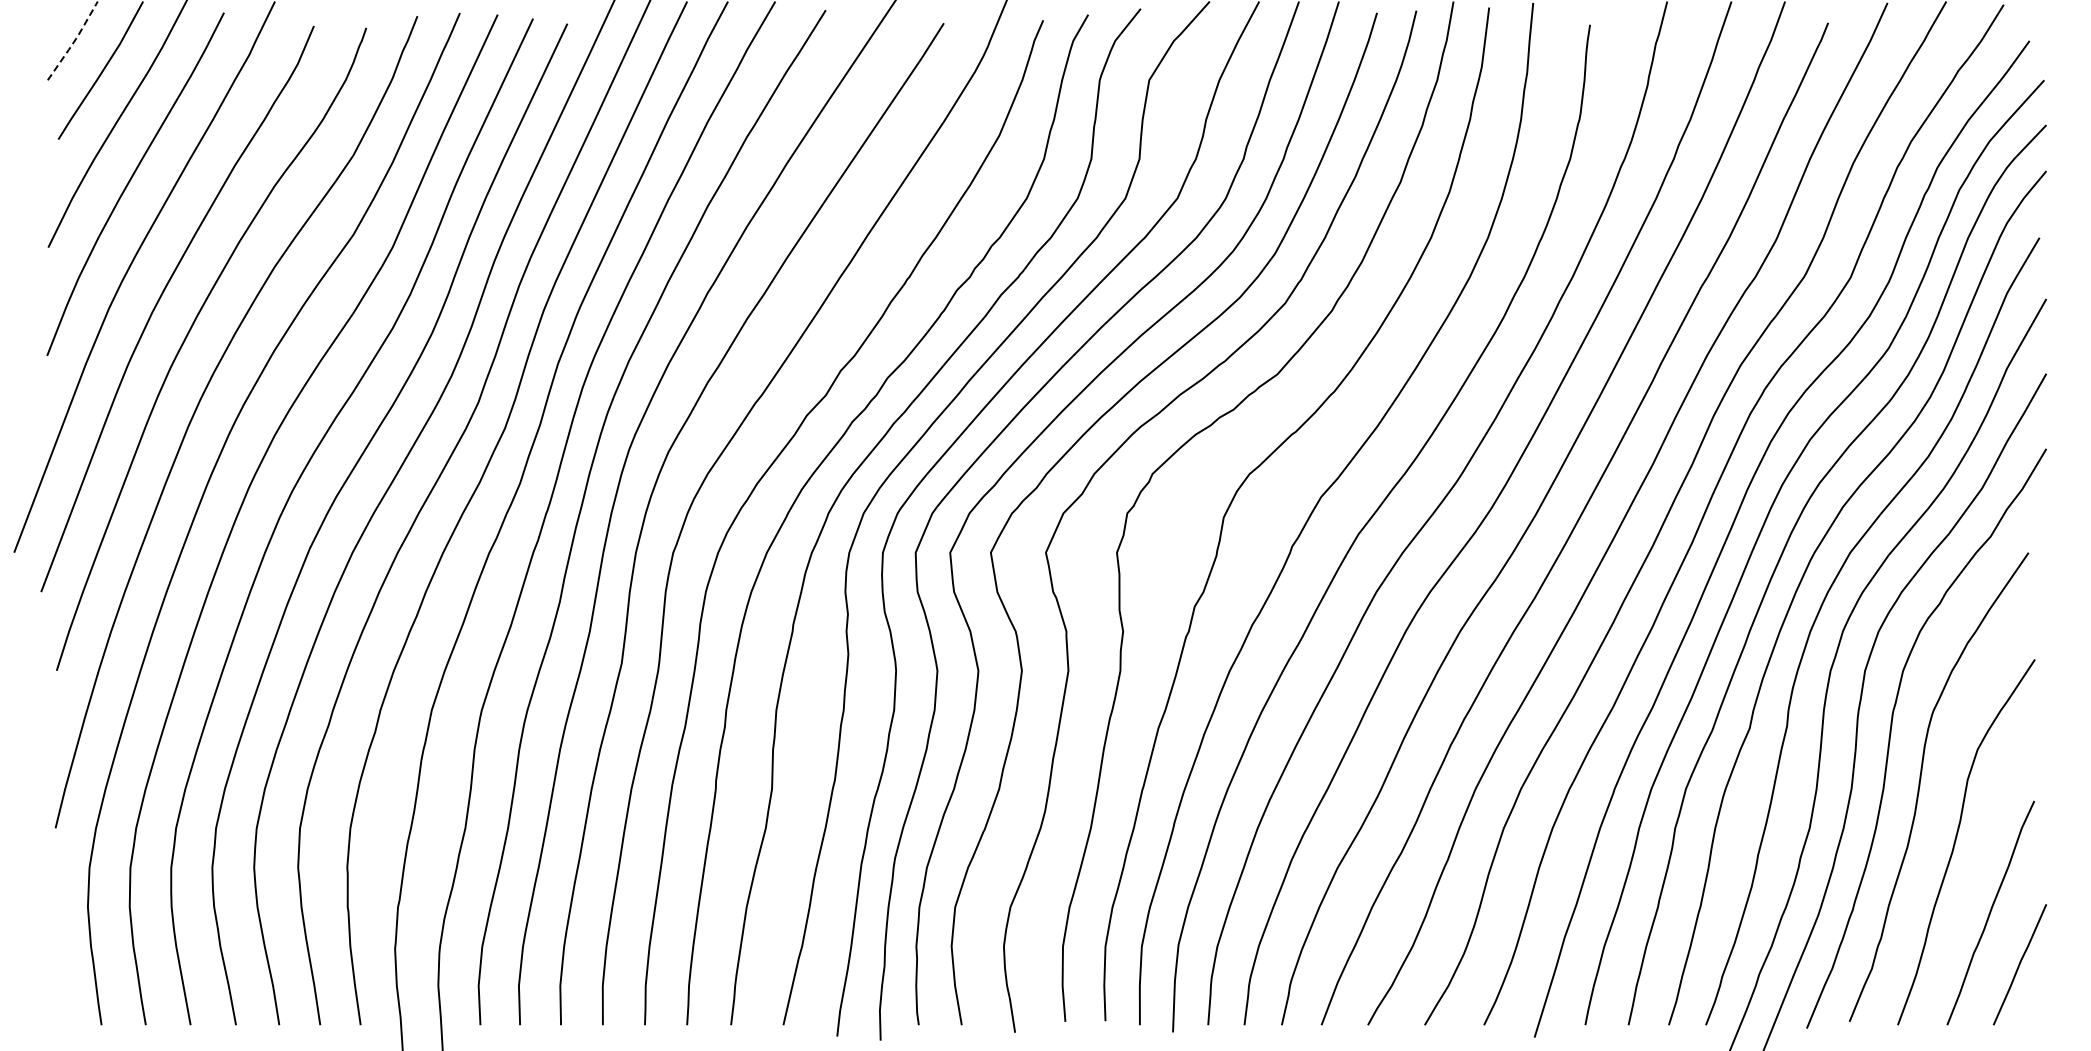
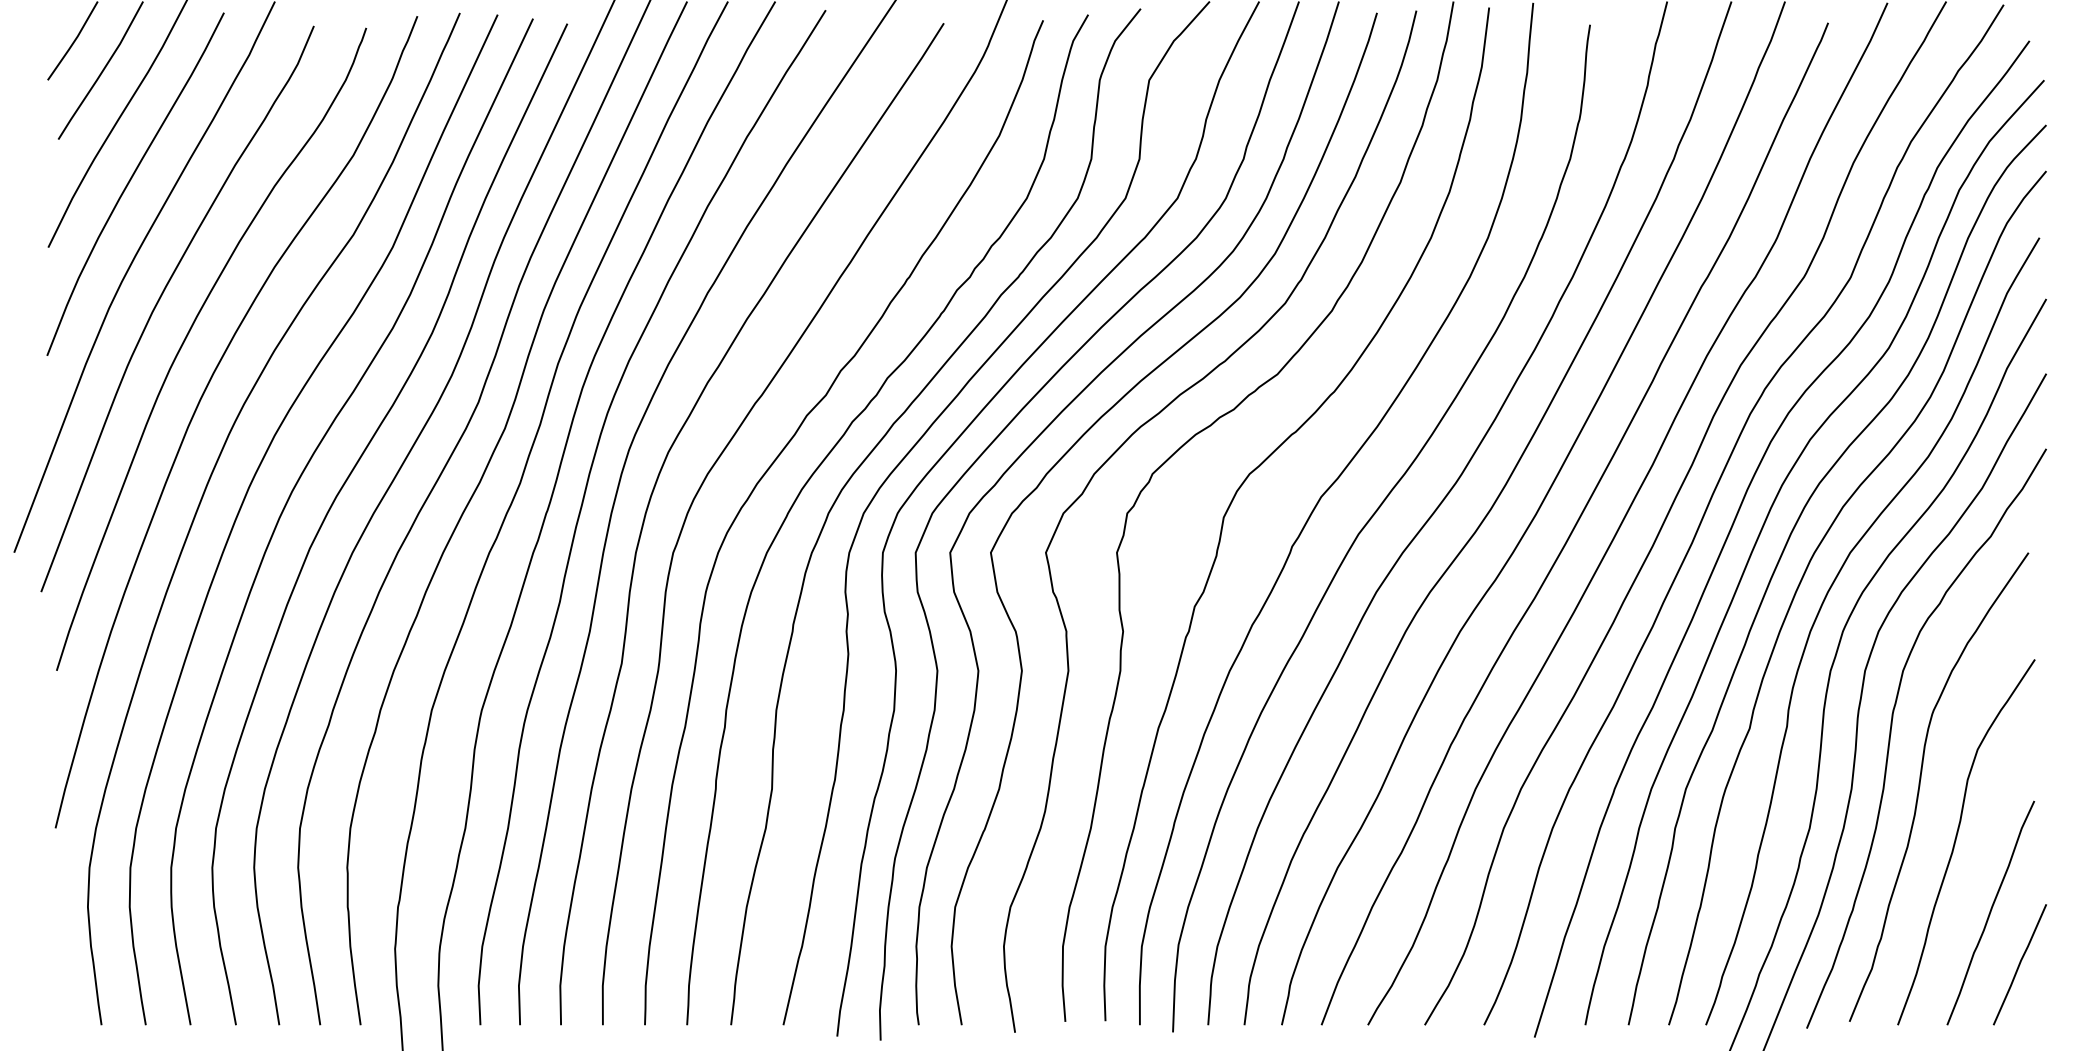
line: dashed -> solid (74, 41)
